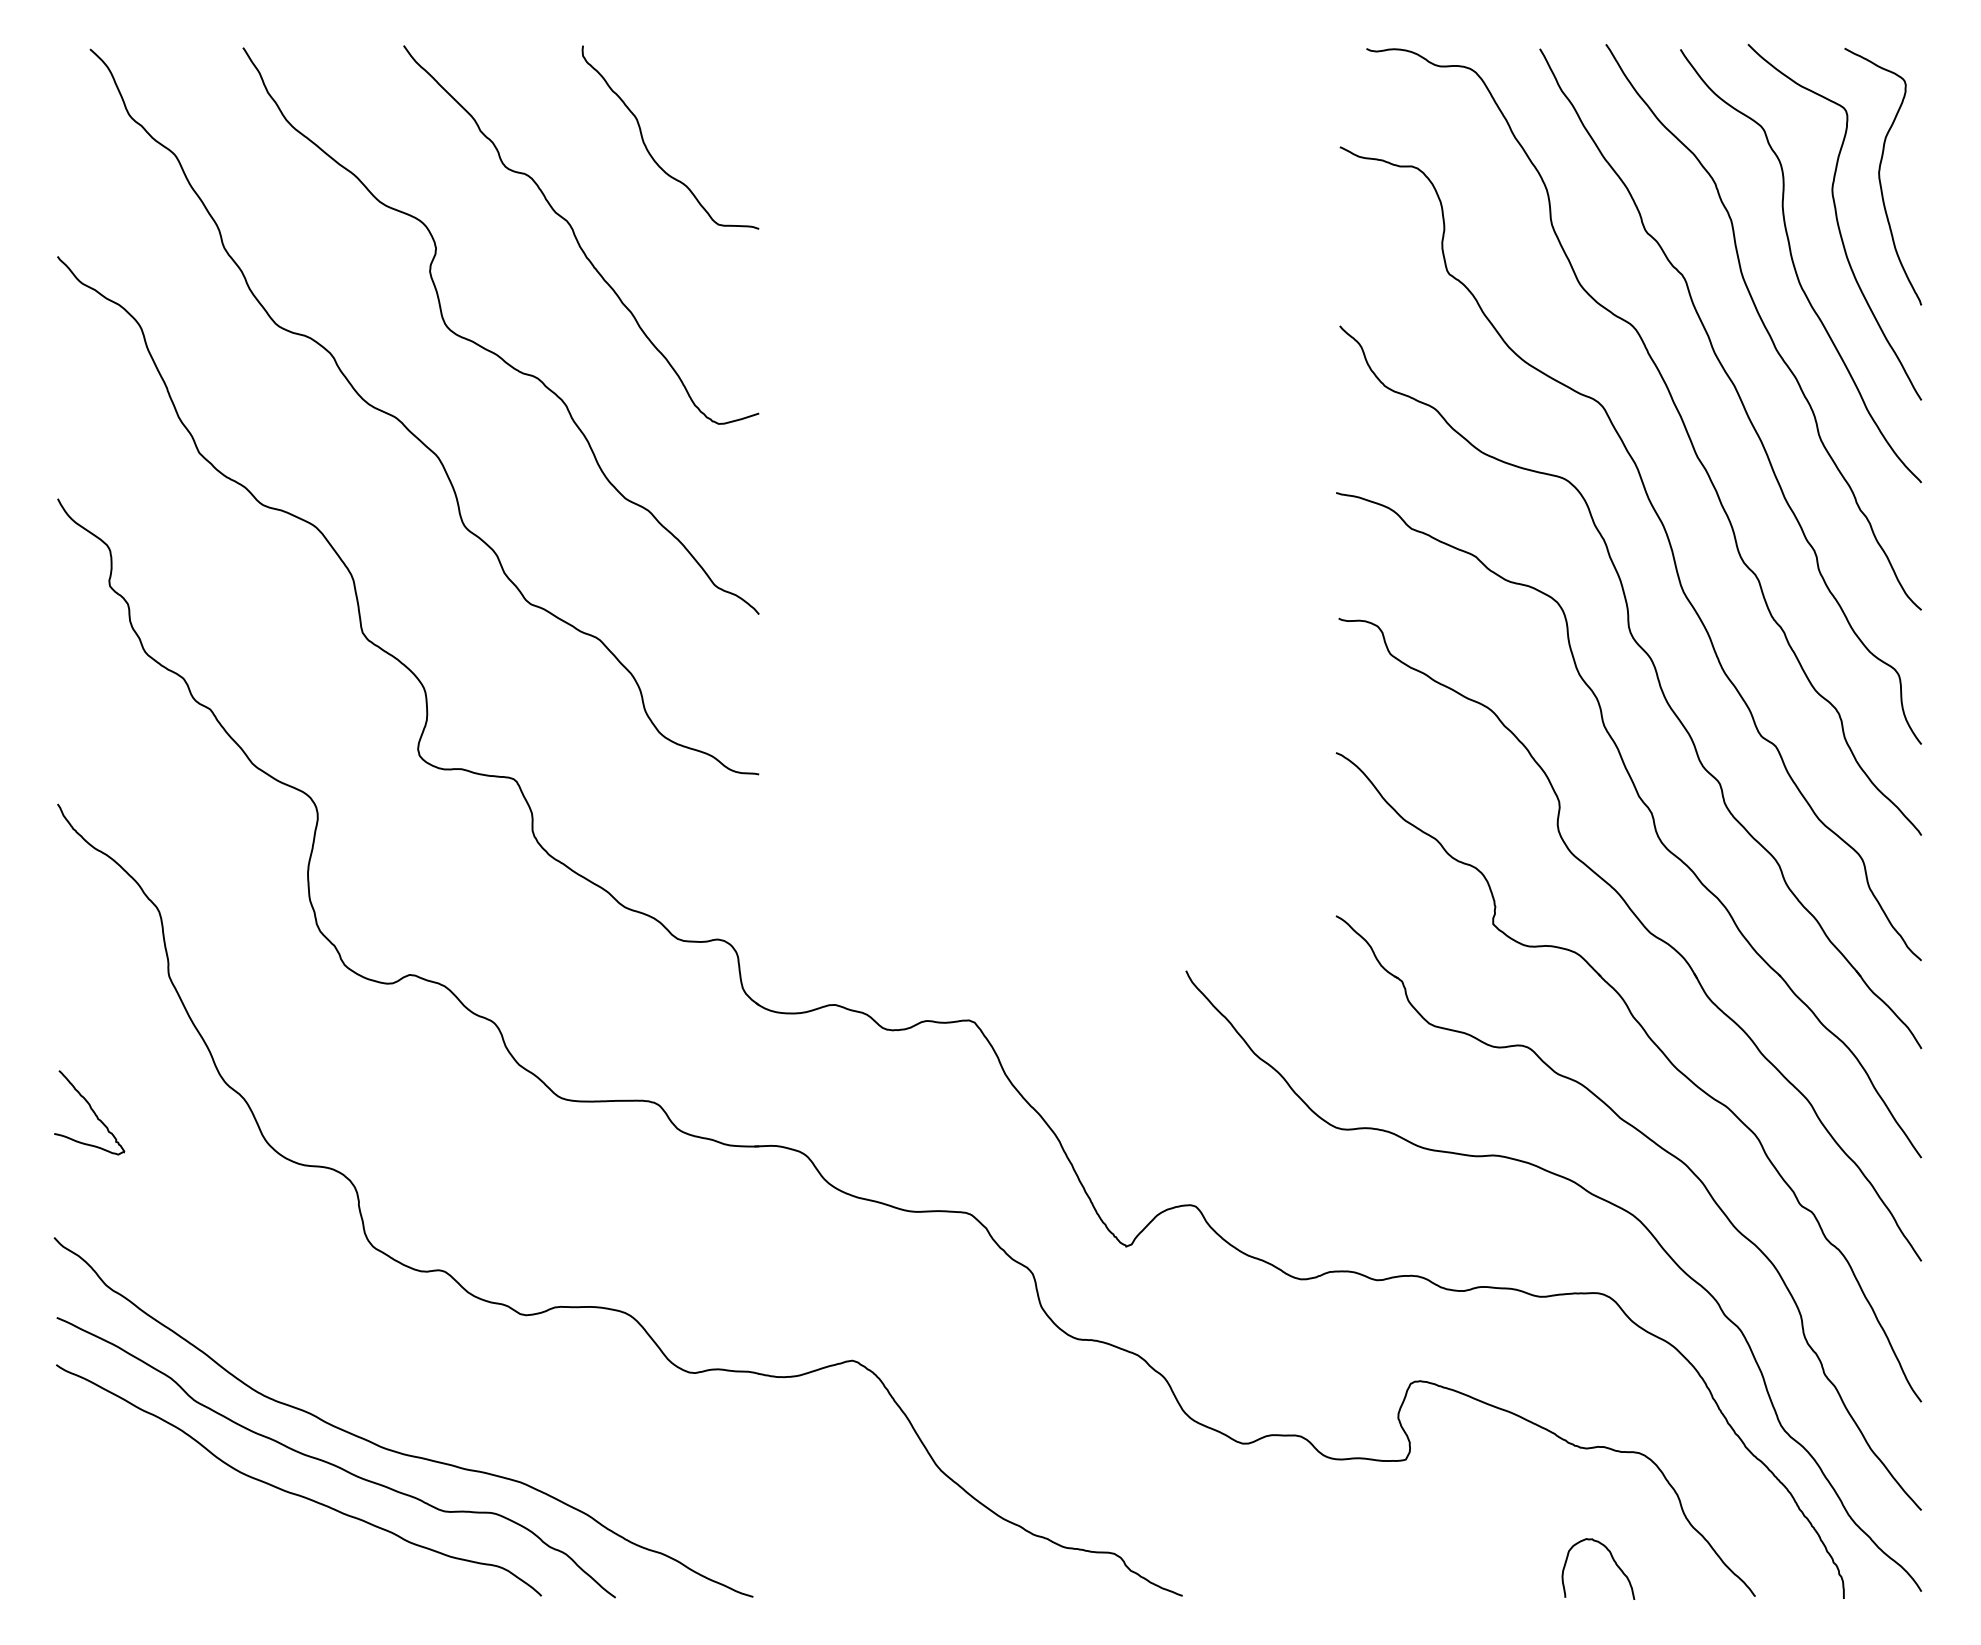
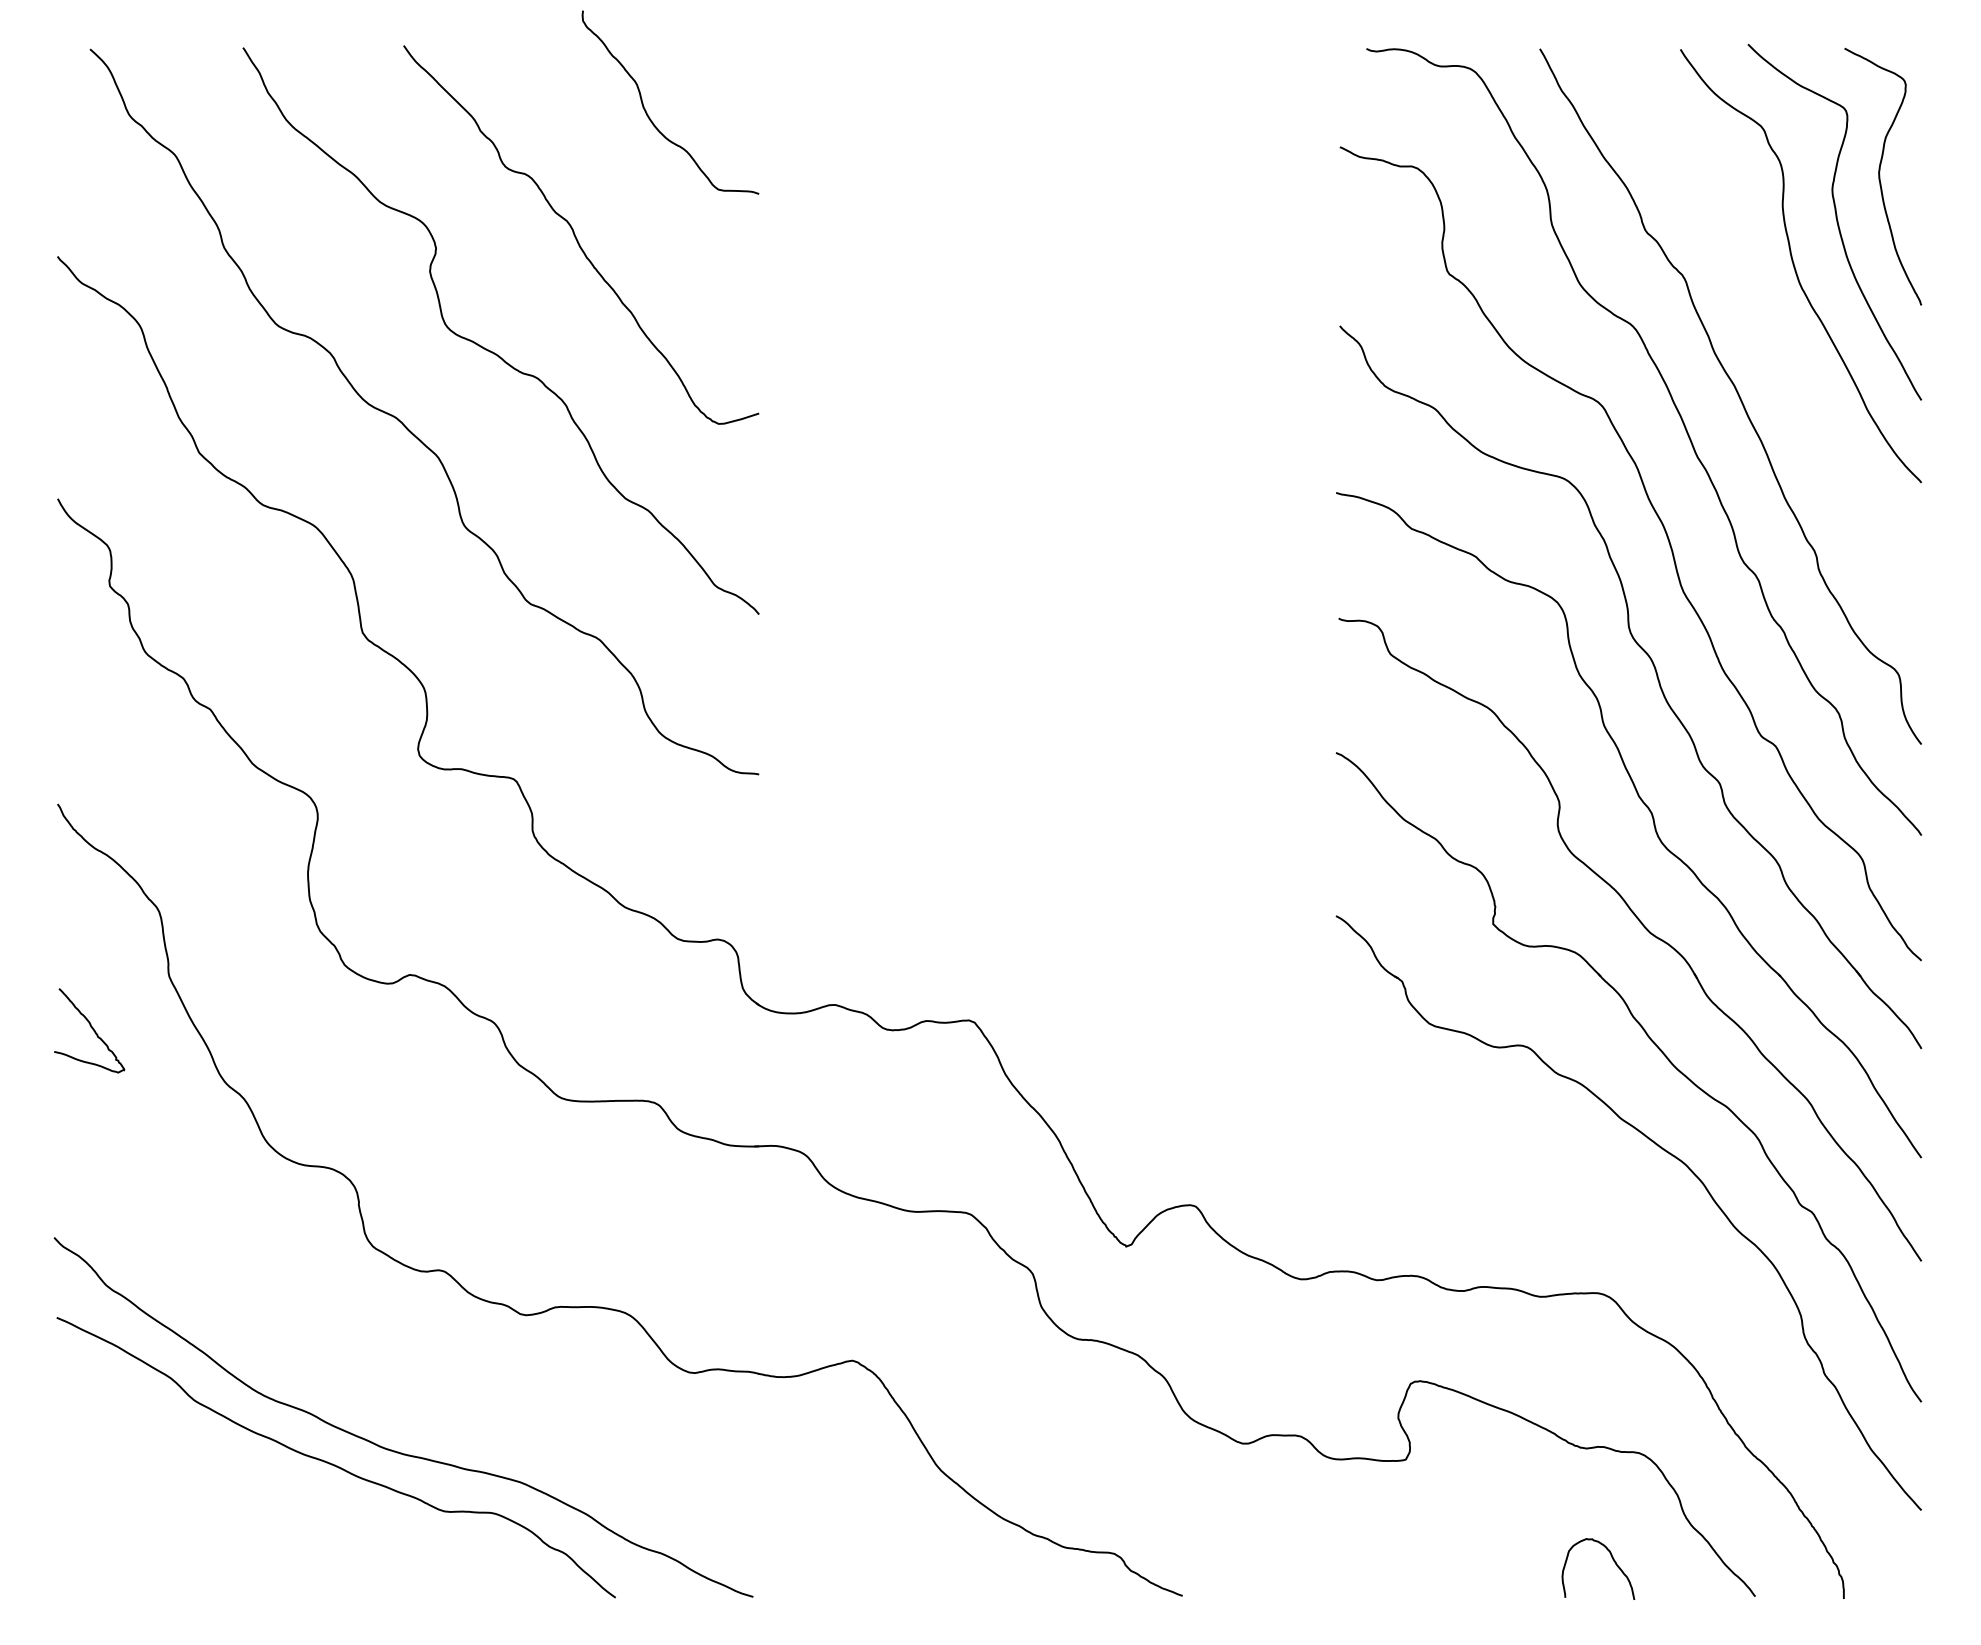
curve position: (648, 149) -> (648, 114) (648, 114)
curve: present -> none (1763, 326)
curve position: (91, 1110) -> (91, 1028) (91, 1028)
curve: present -> none (1594, 1196)
curve: present -> none (293, 1492)
